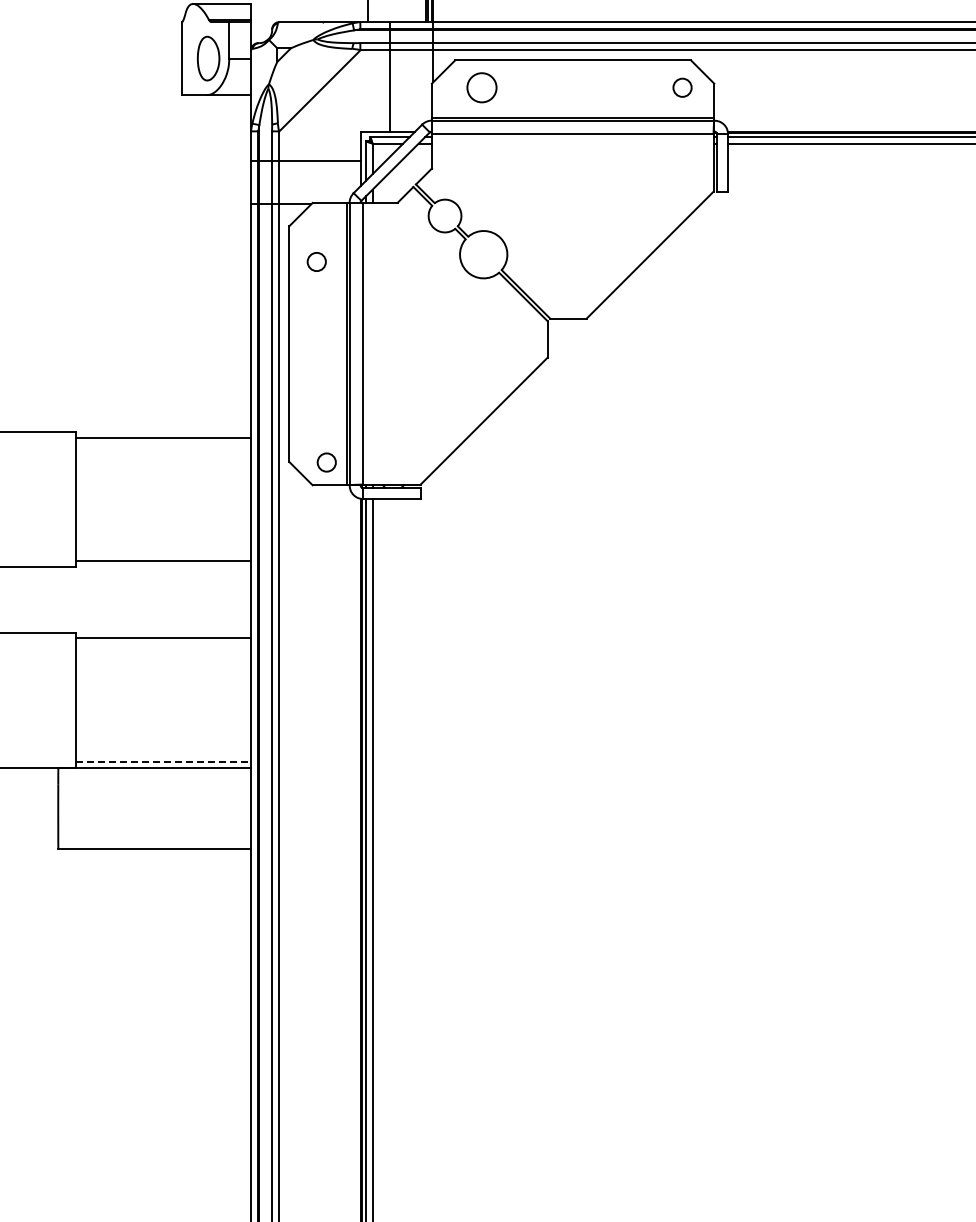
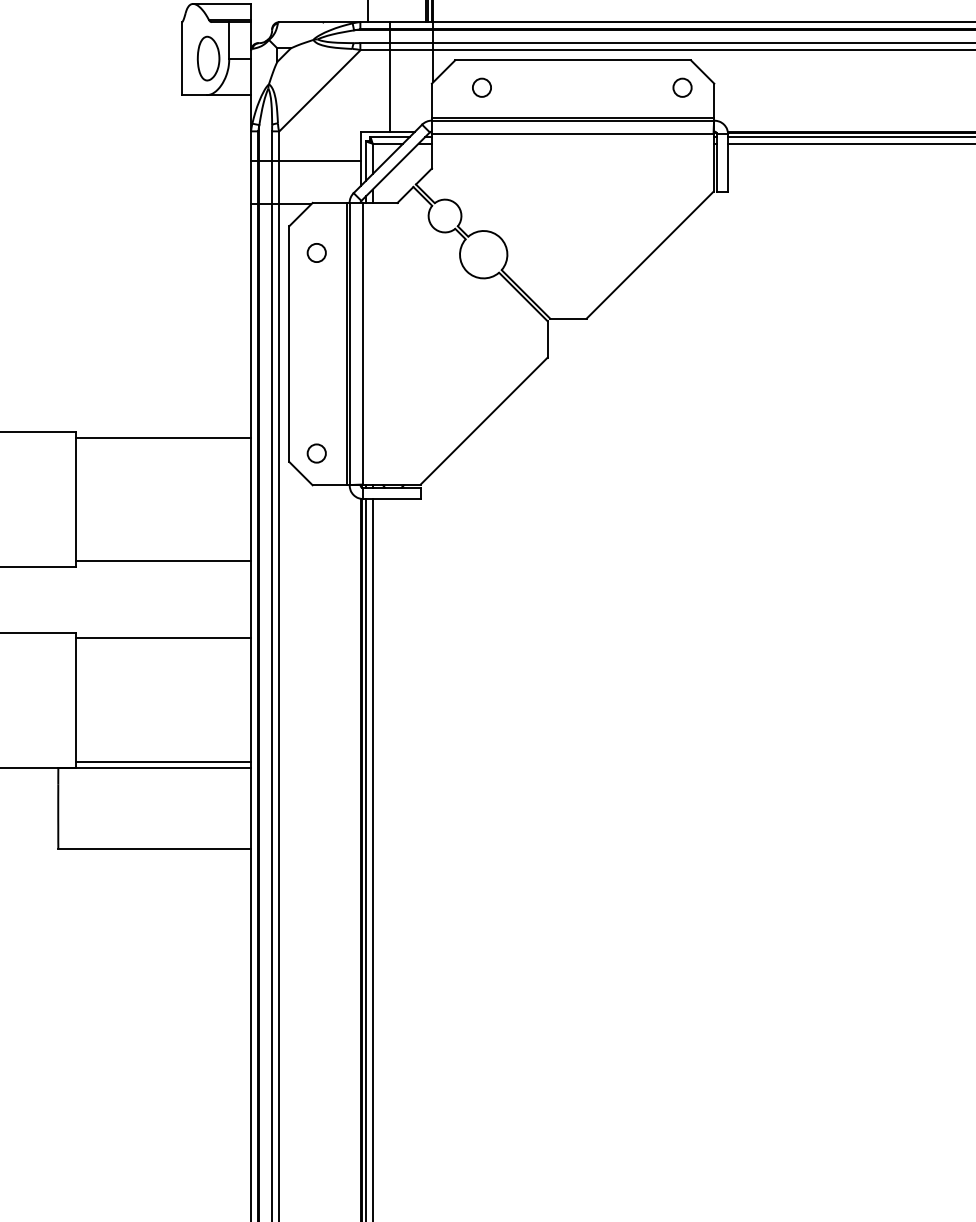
circle diameter: 29 px -> 18 px (481, 87)
circle position: (316, 261) -> (316, 252) (316, 252)
circle position: (326, 462) -> (316, 453) (316, 453)
line: dashed -> solid (163, 762)
